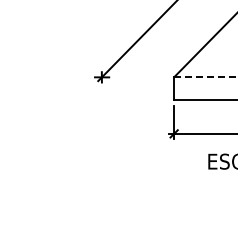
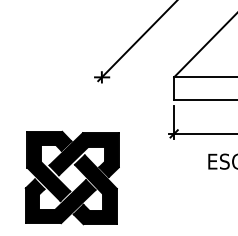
line: dashed -> solid (206, 77)
part: none -> present (71, 177)
